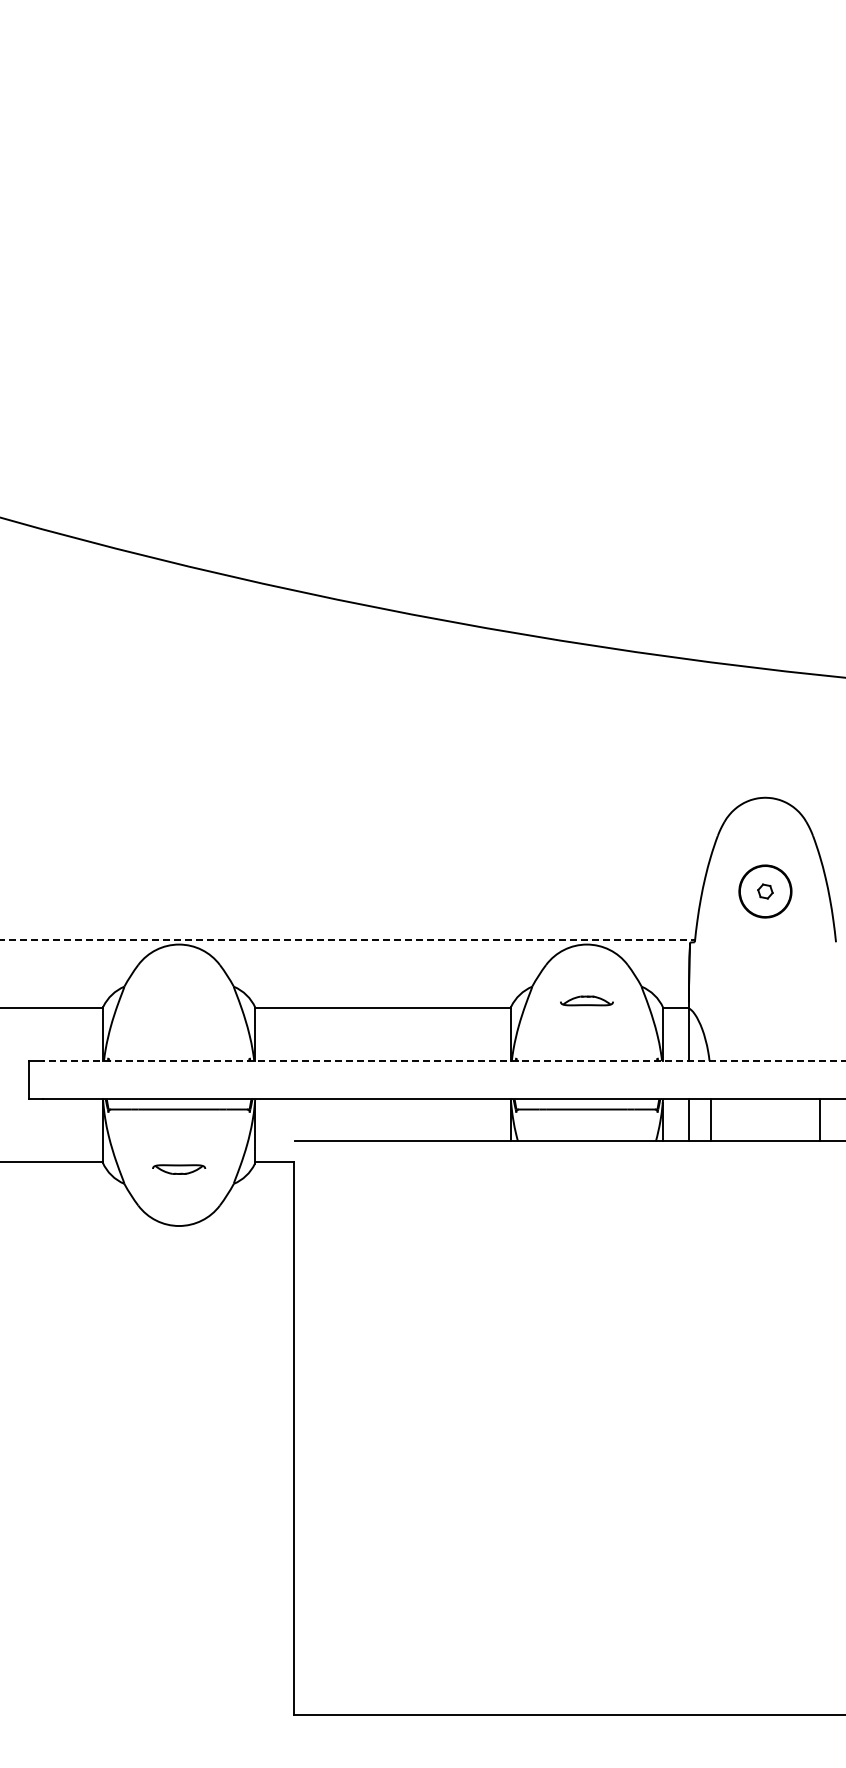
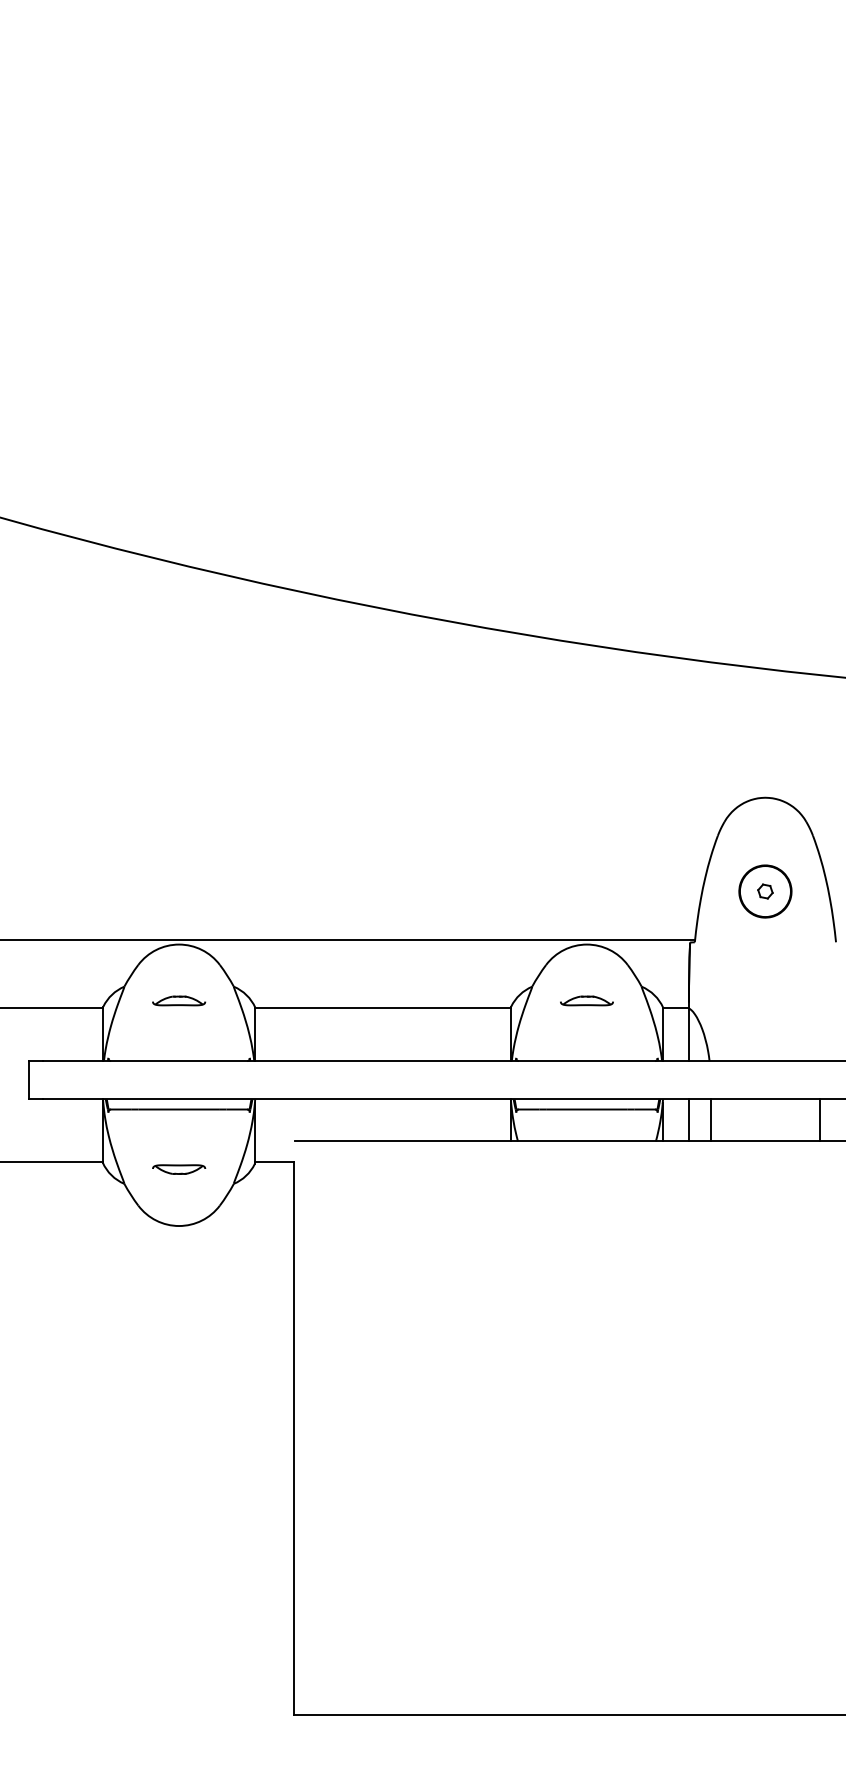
line: dashed -> solid (348, 940)
part: none -> present (179, 1000)
line: dashed -> solid (443, 1061)
